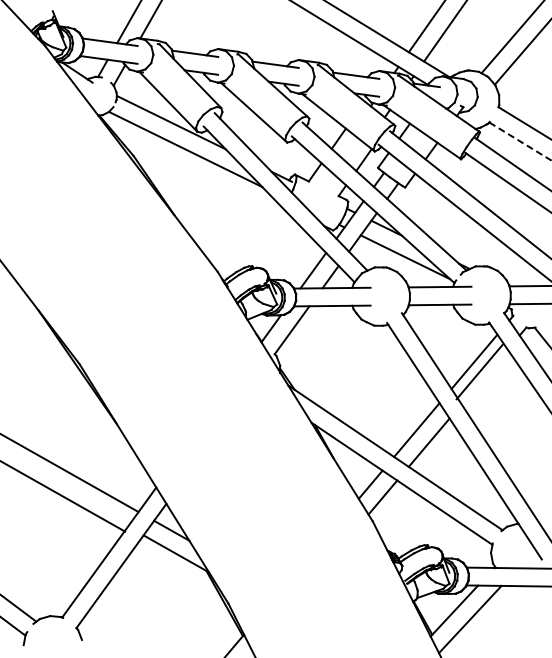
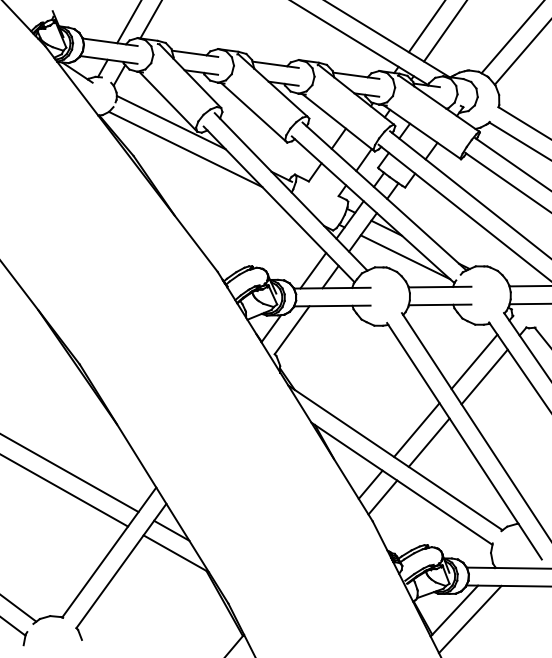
line: dashed -> solid (520, 141)
line position: (479, 371) -> (484, 376) (484, 376)
line position: (63, 496) -> (65, 490) (65, 490)
